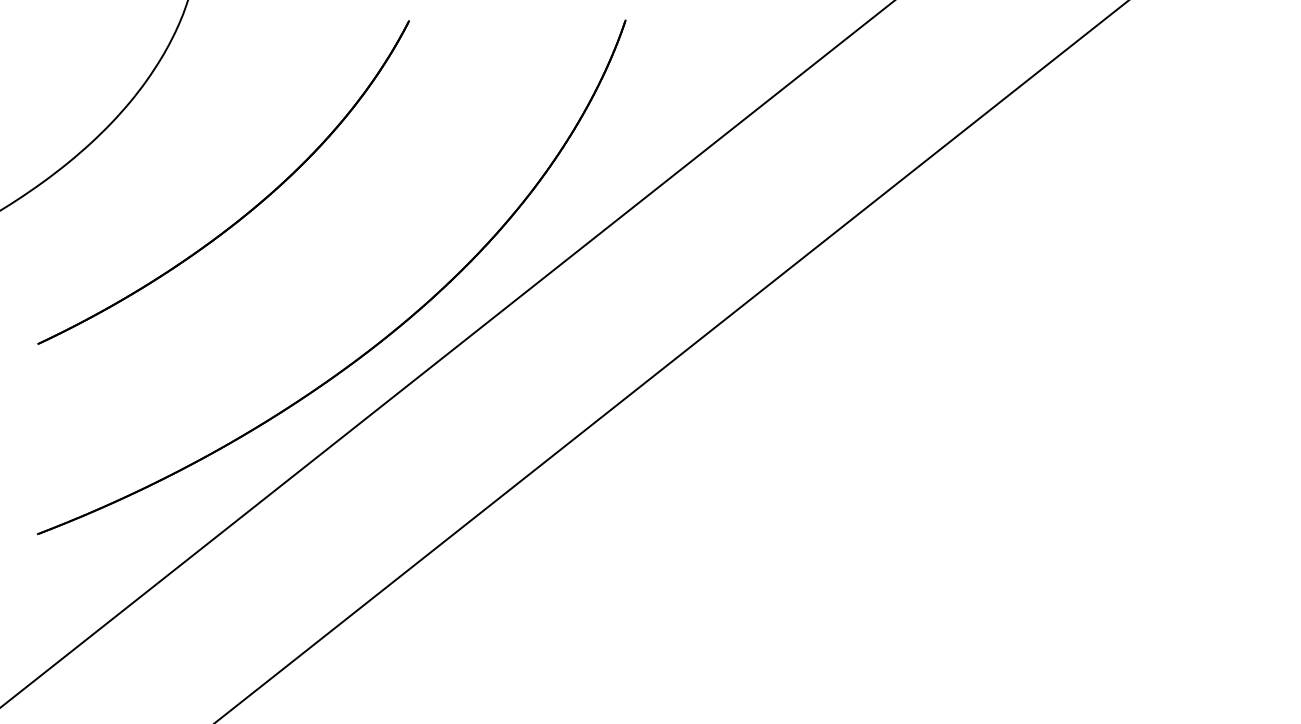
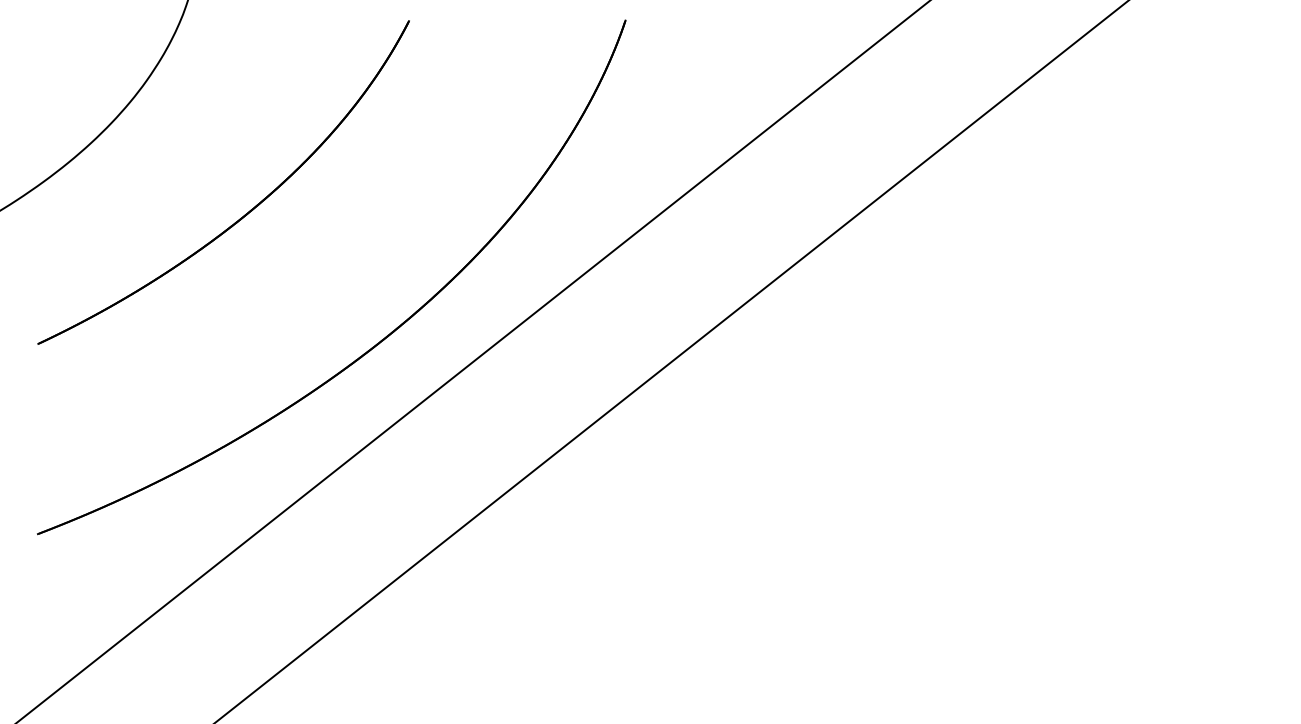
line position: (447, 354) -> (473, 361) (473, 361)
